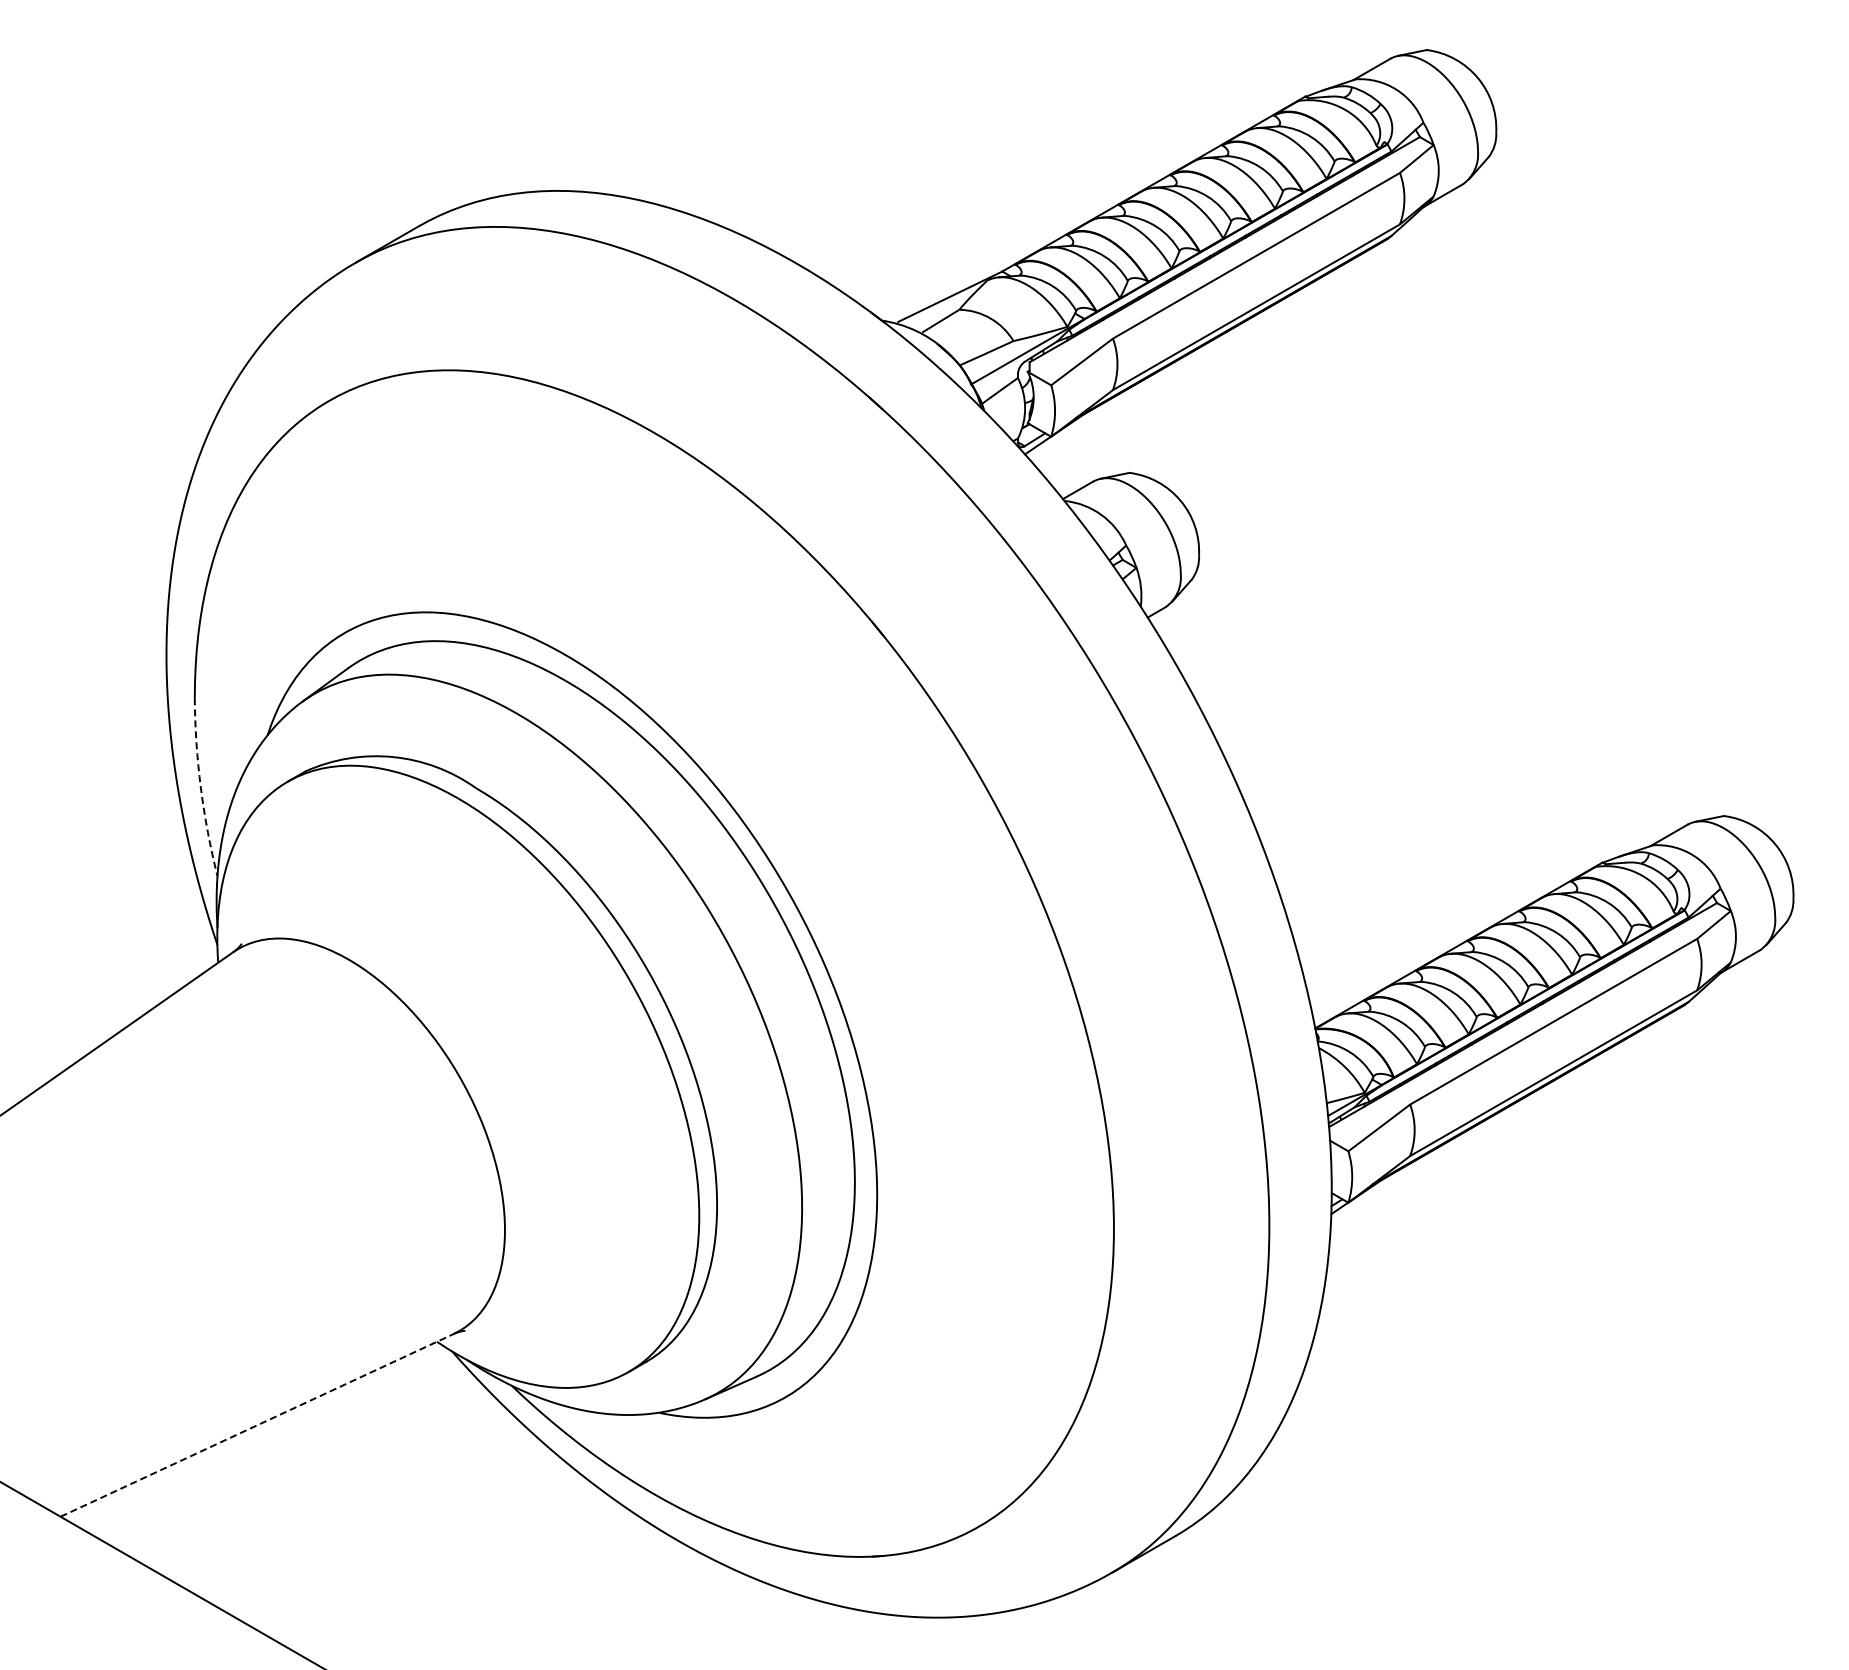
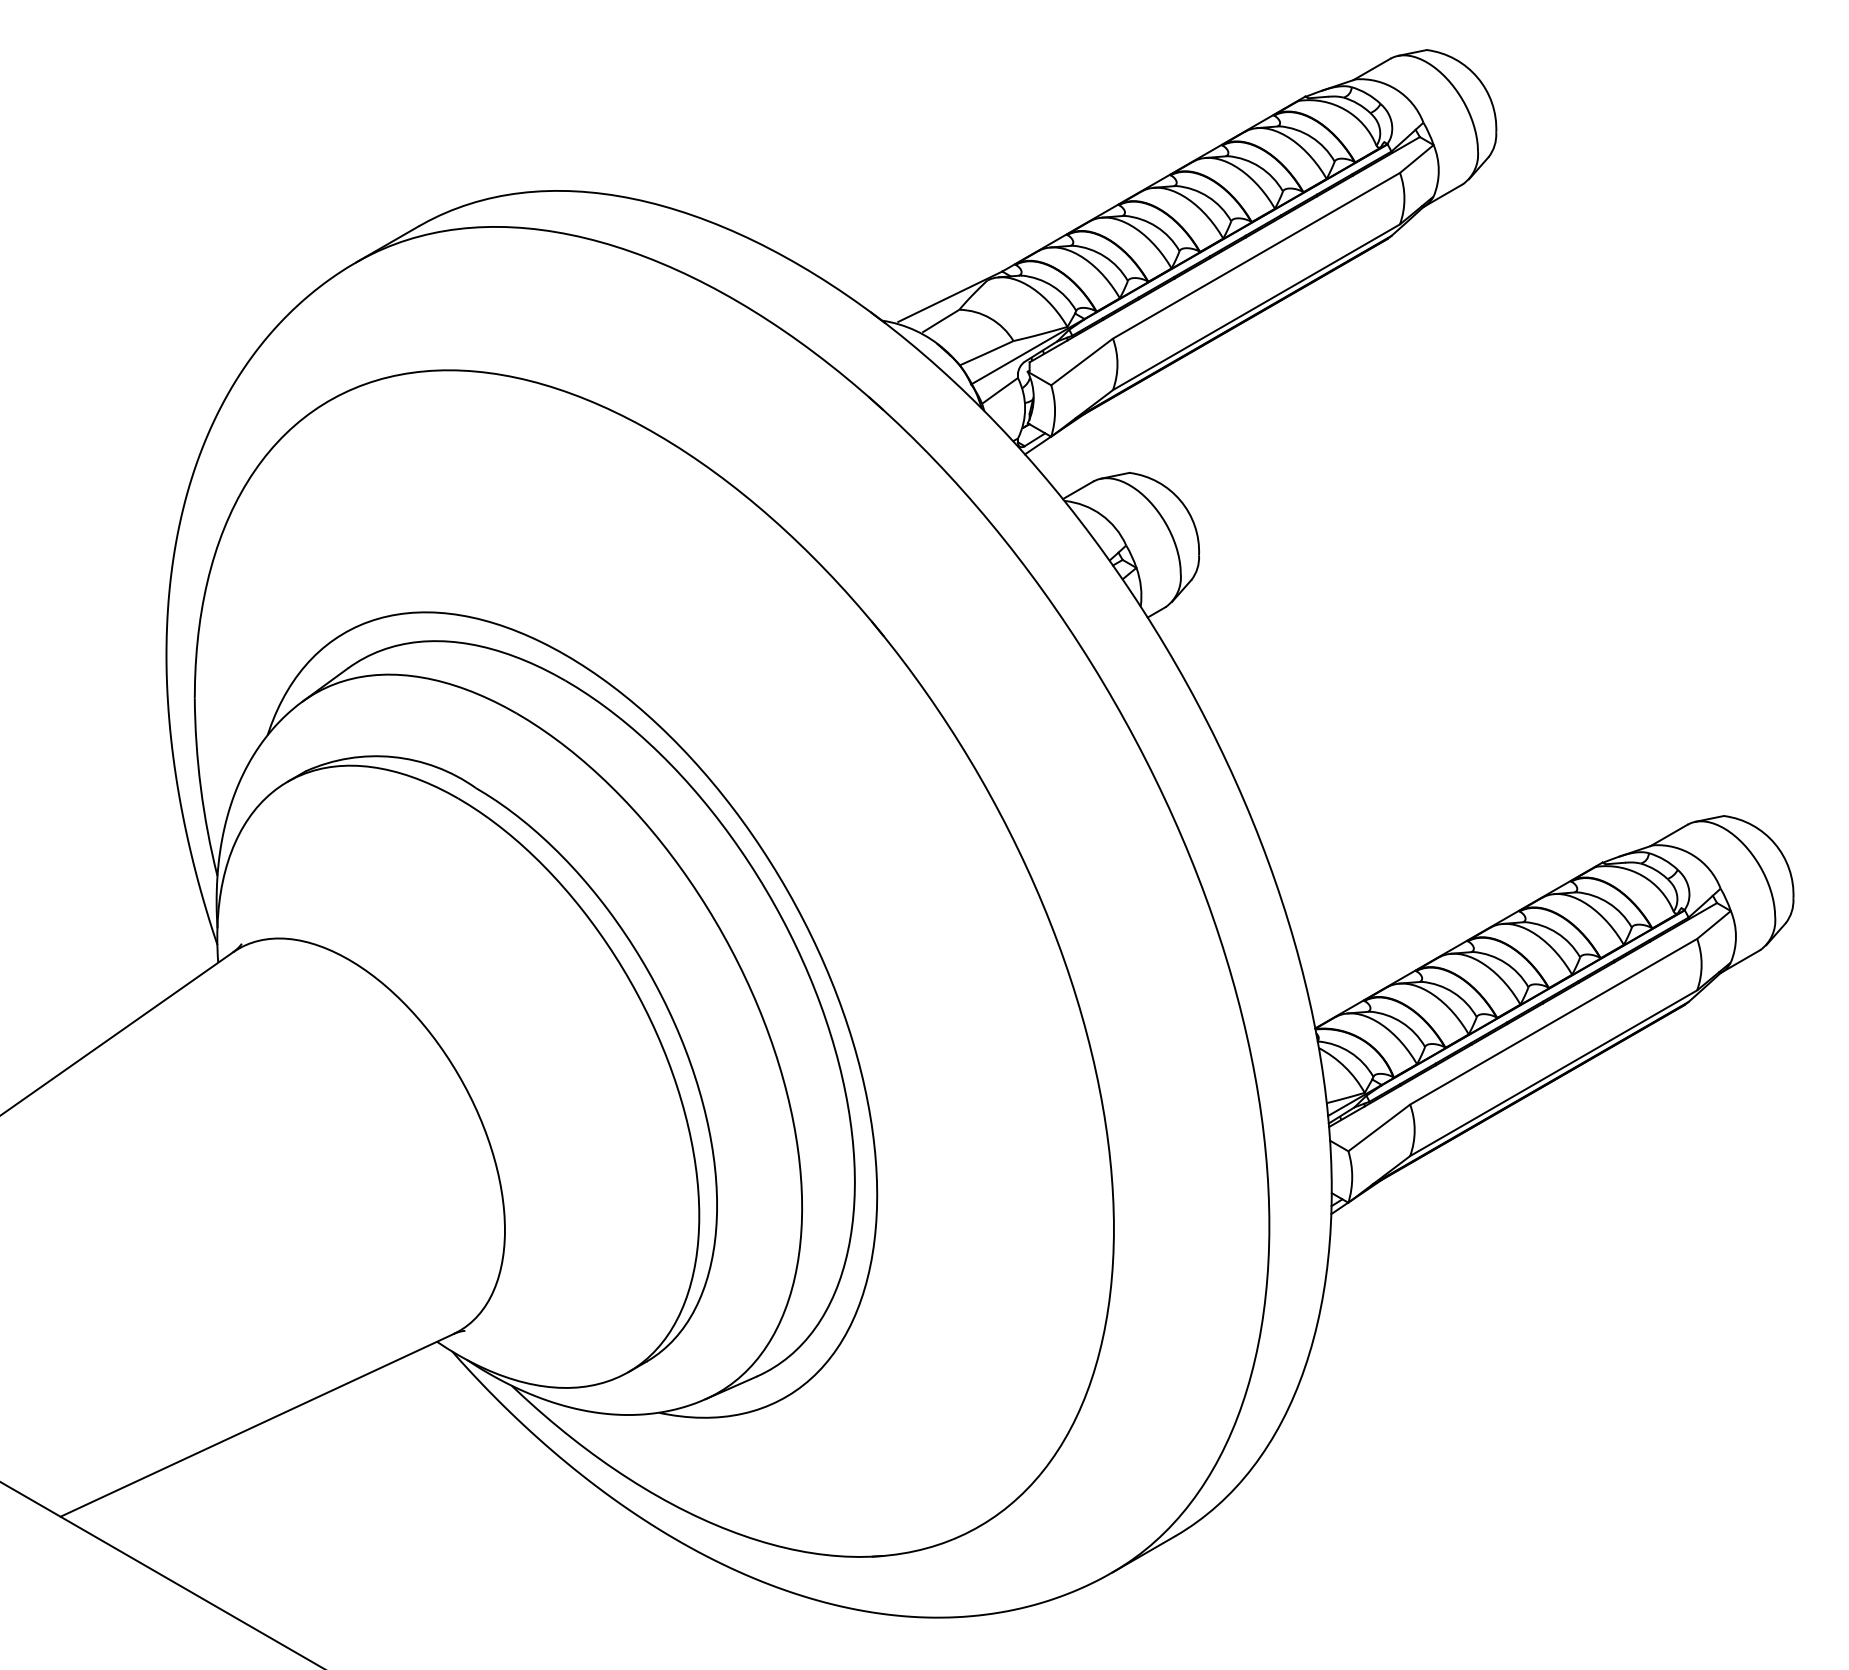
arc: dashed -> solid (200, 787)
line: dashed -> solid (257, 1425)
